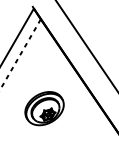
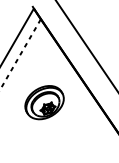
part position: (44, 108) -> (44, 102) (44, 102)
